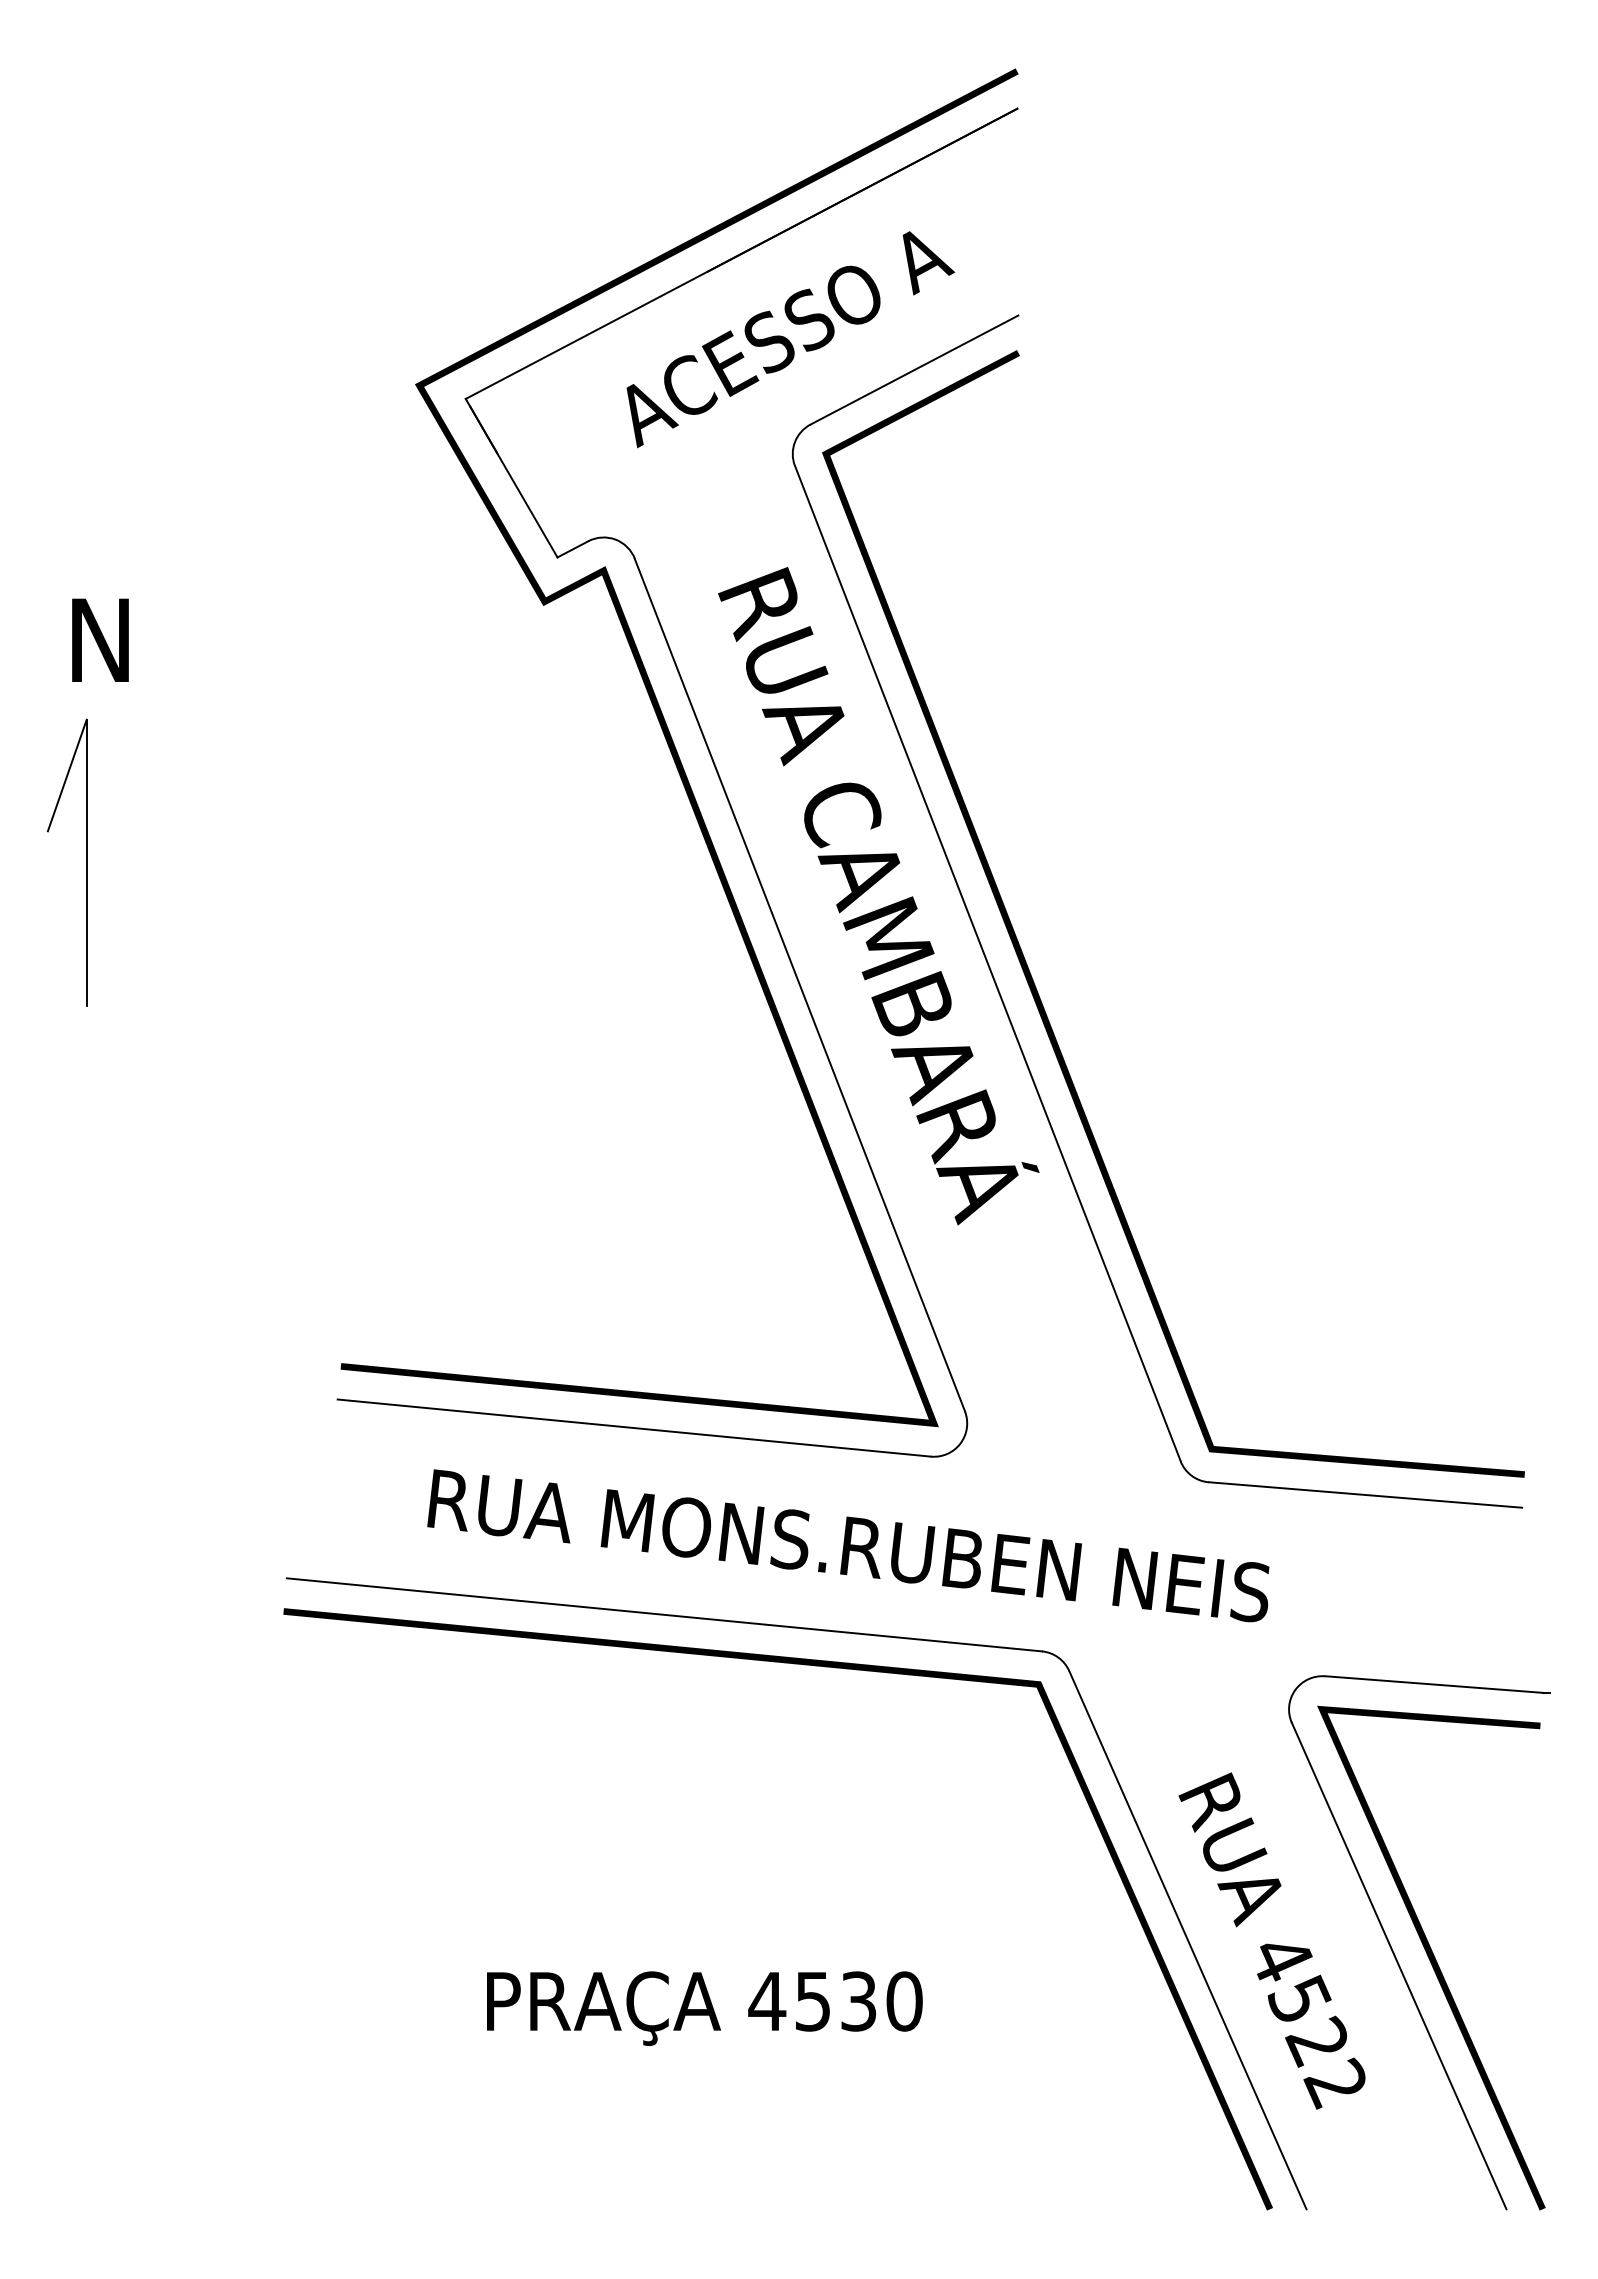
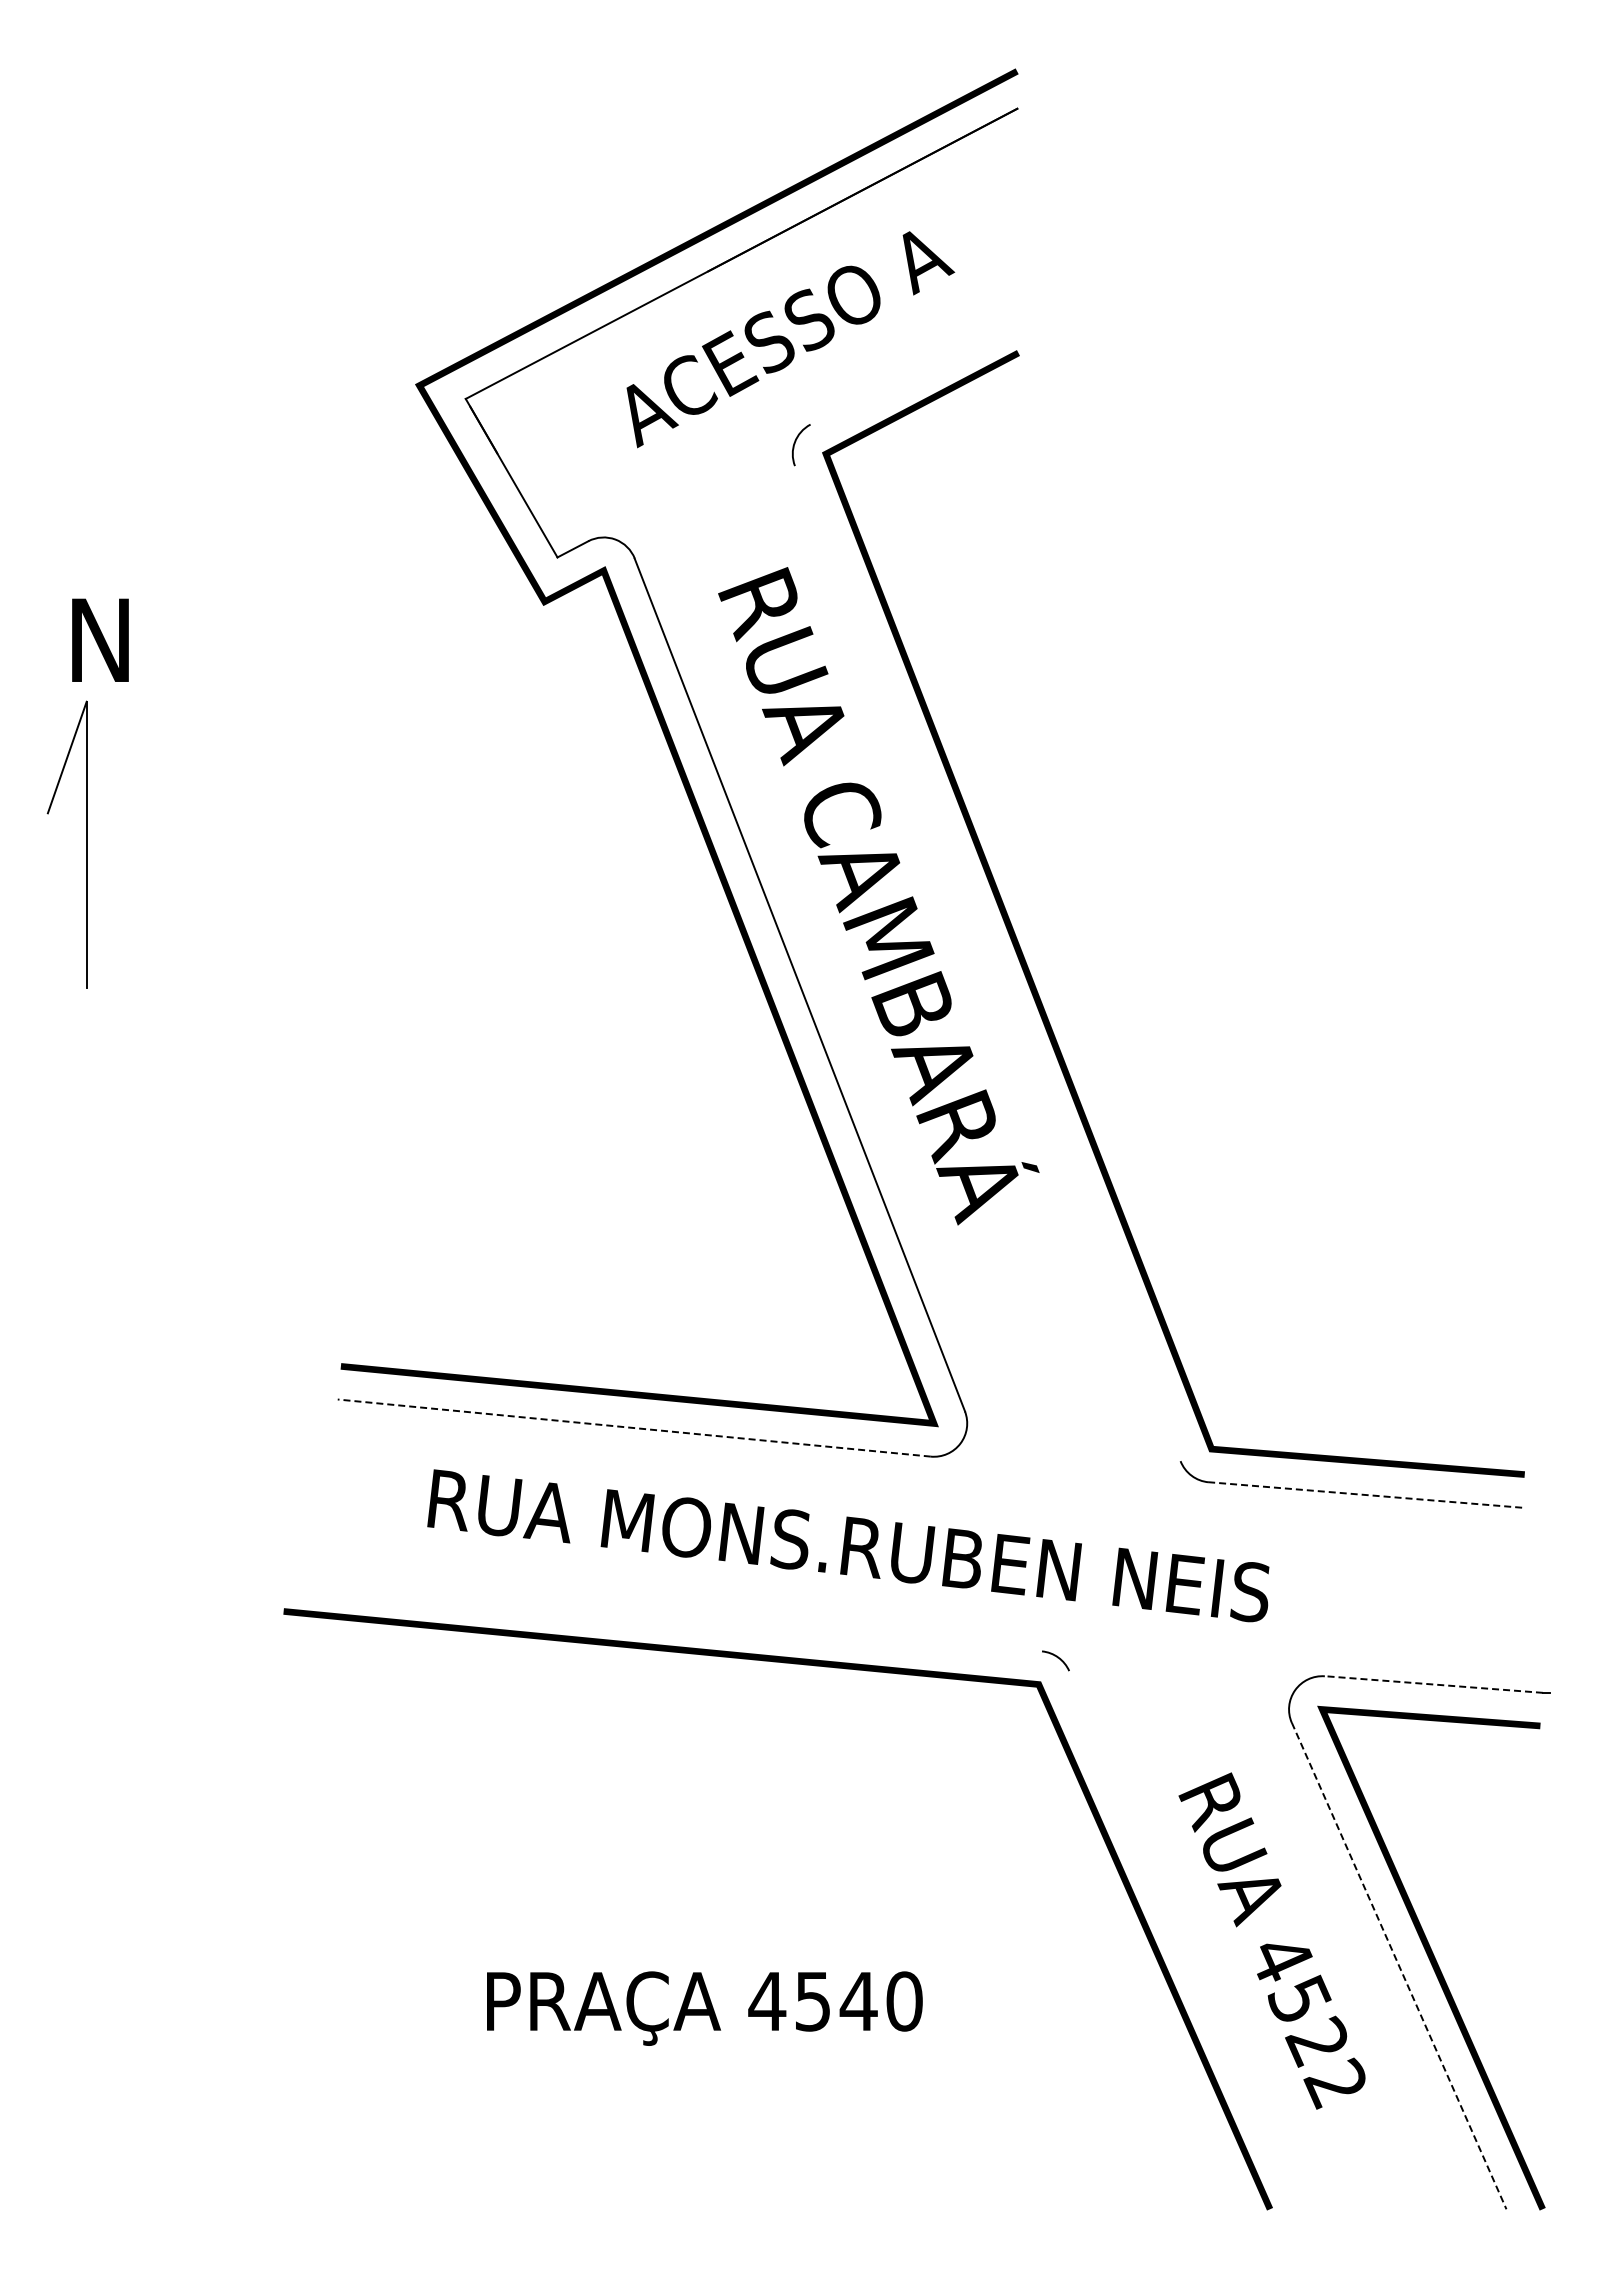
line: present -> none (914, 369)
part position: (86, 862) -> (86, 844) (86, 844)
line: present -> none (987, 963)
line: solid -> dashed (634, 1428)
line: solid -> dashed (1365, 1494)
line: present -> none (663, 1614)
line: solid -> dashed (1433, 1684)
line: present -> none (1187, 1940)
line: solid -> dashed (1399, 1966)
text: 4530 -> 4540 (858, 2001)
